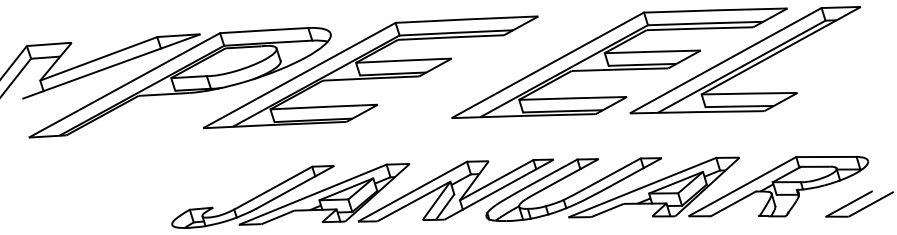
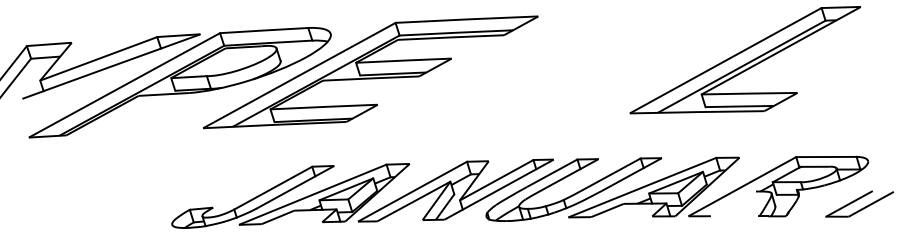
part: present -> none (619, 62)
line: present -> none (733, 203)
